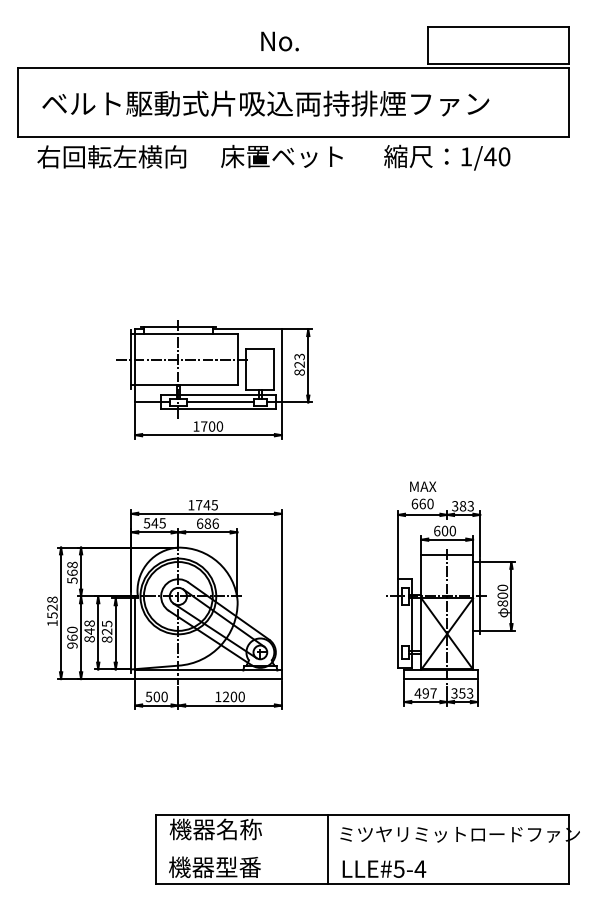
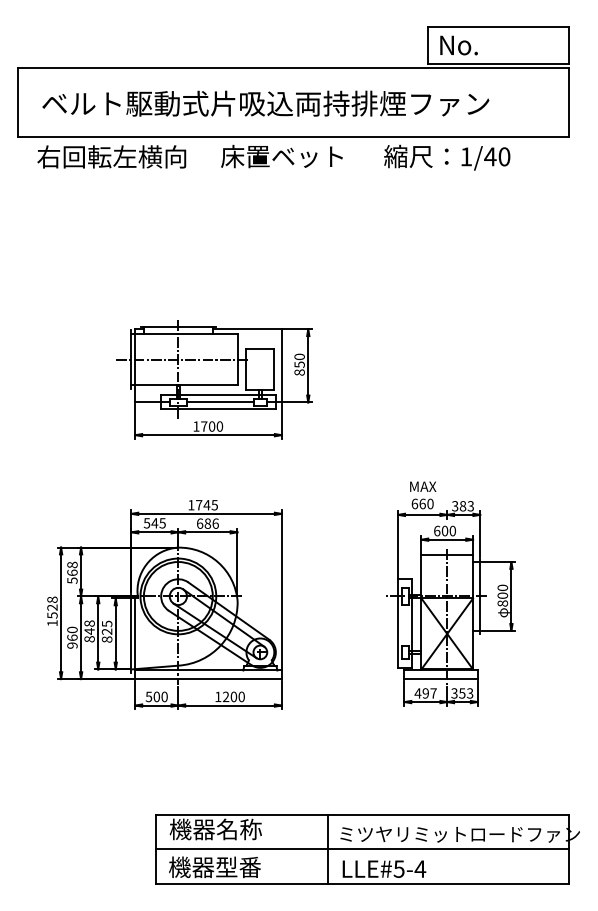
text position: (279, 41) -> (458, 45) (458, 45)
text: 823 -> 850 (299, 360)
line: none -> present (361, 849)
